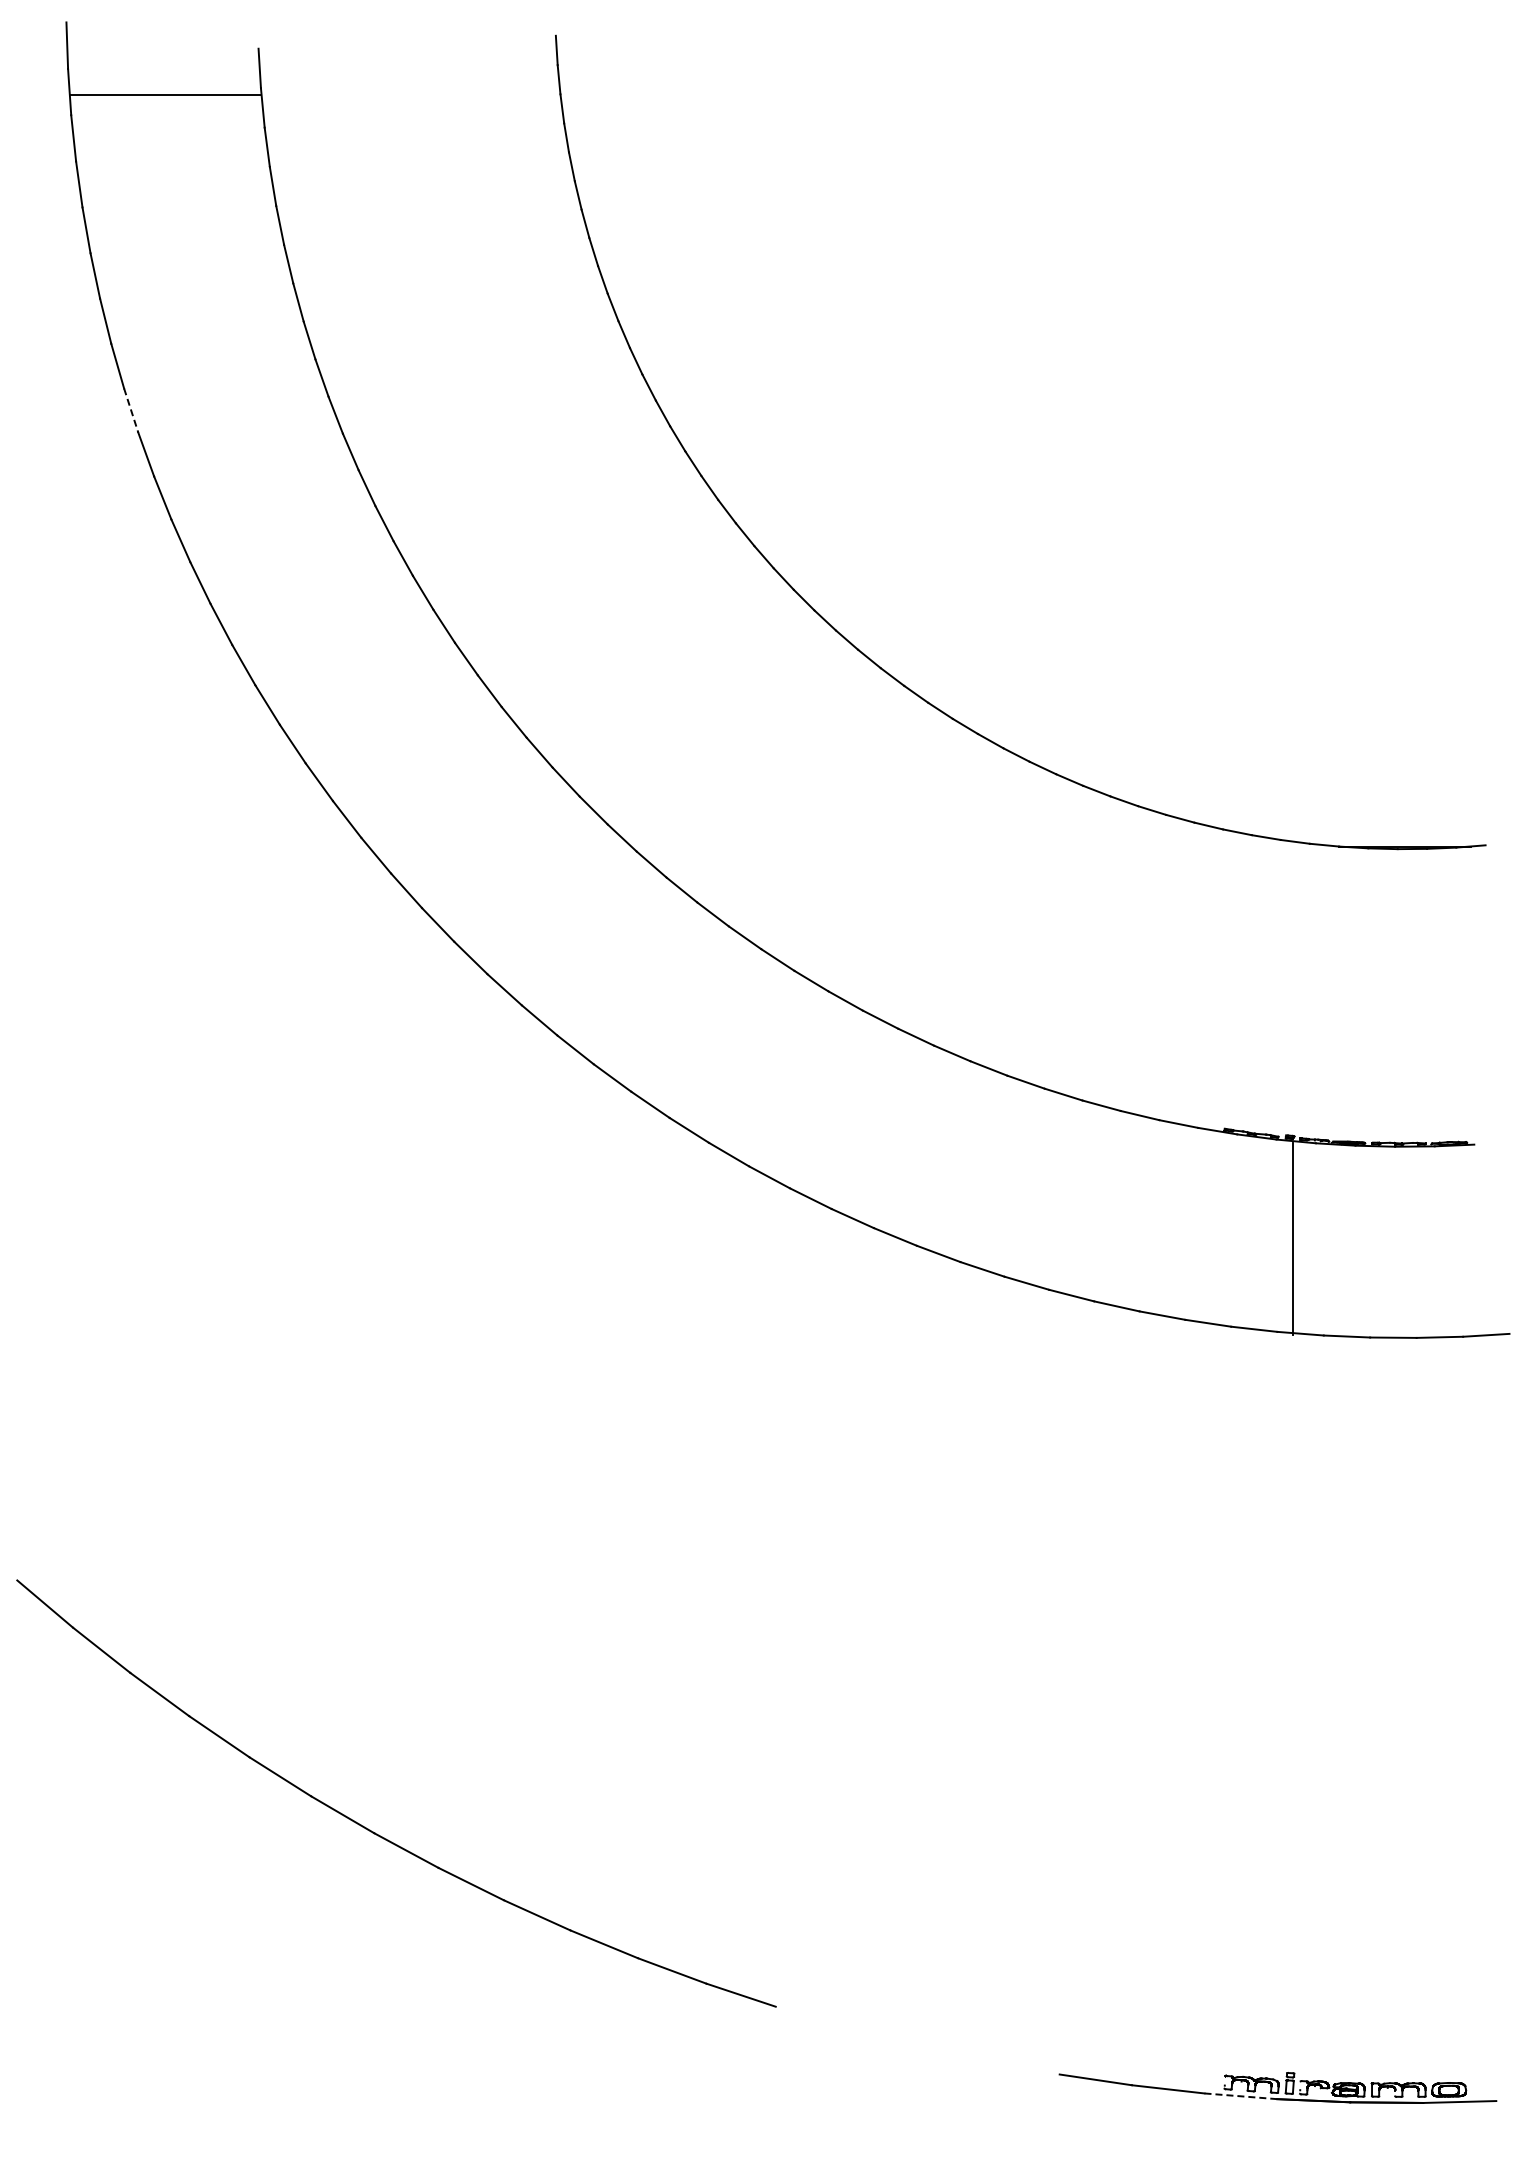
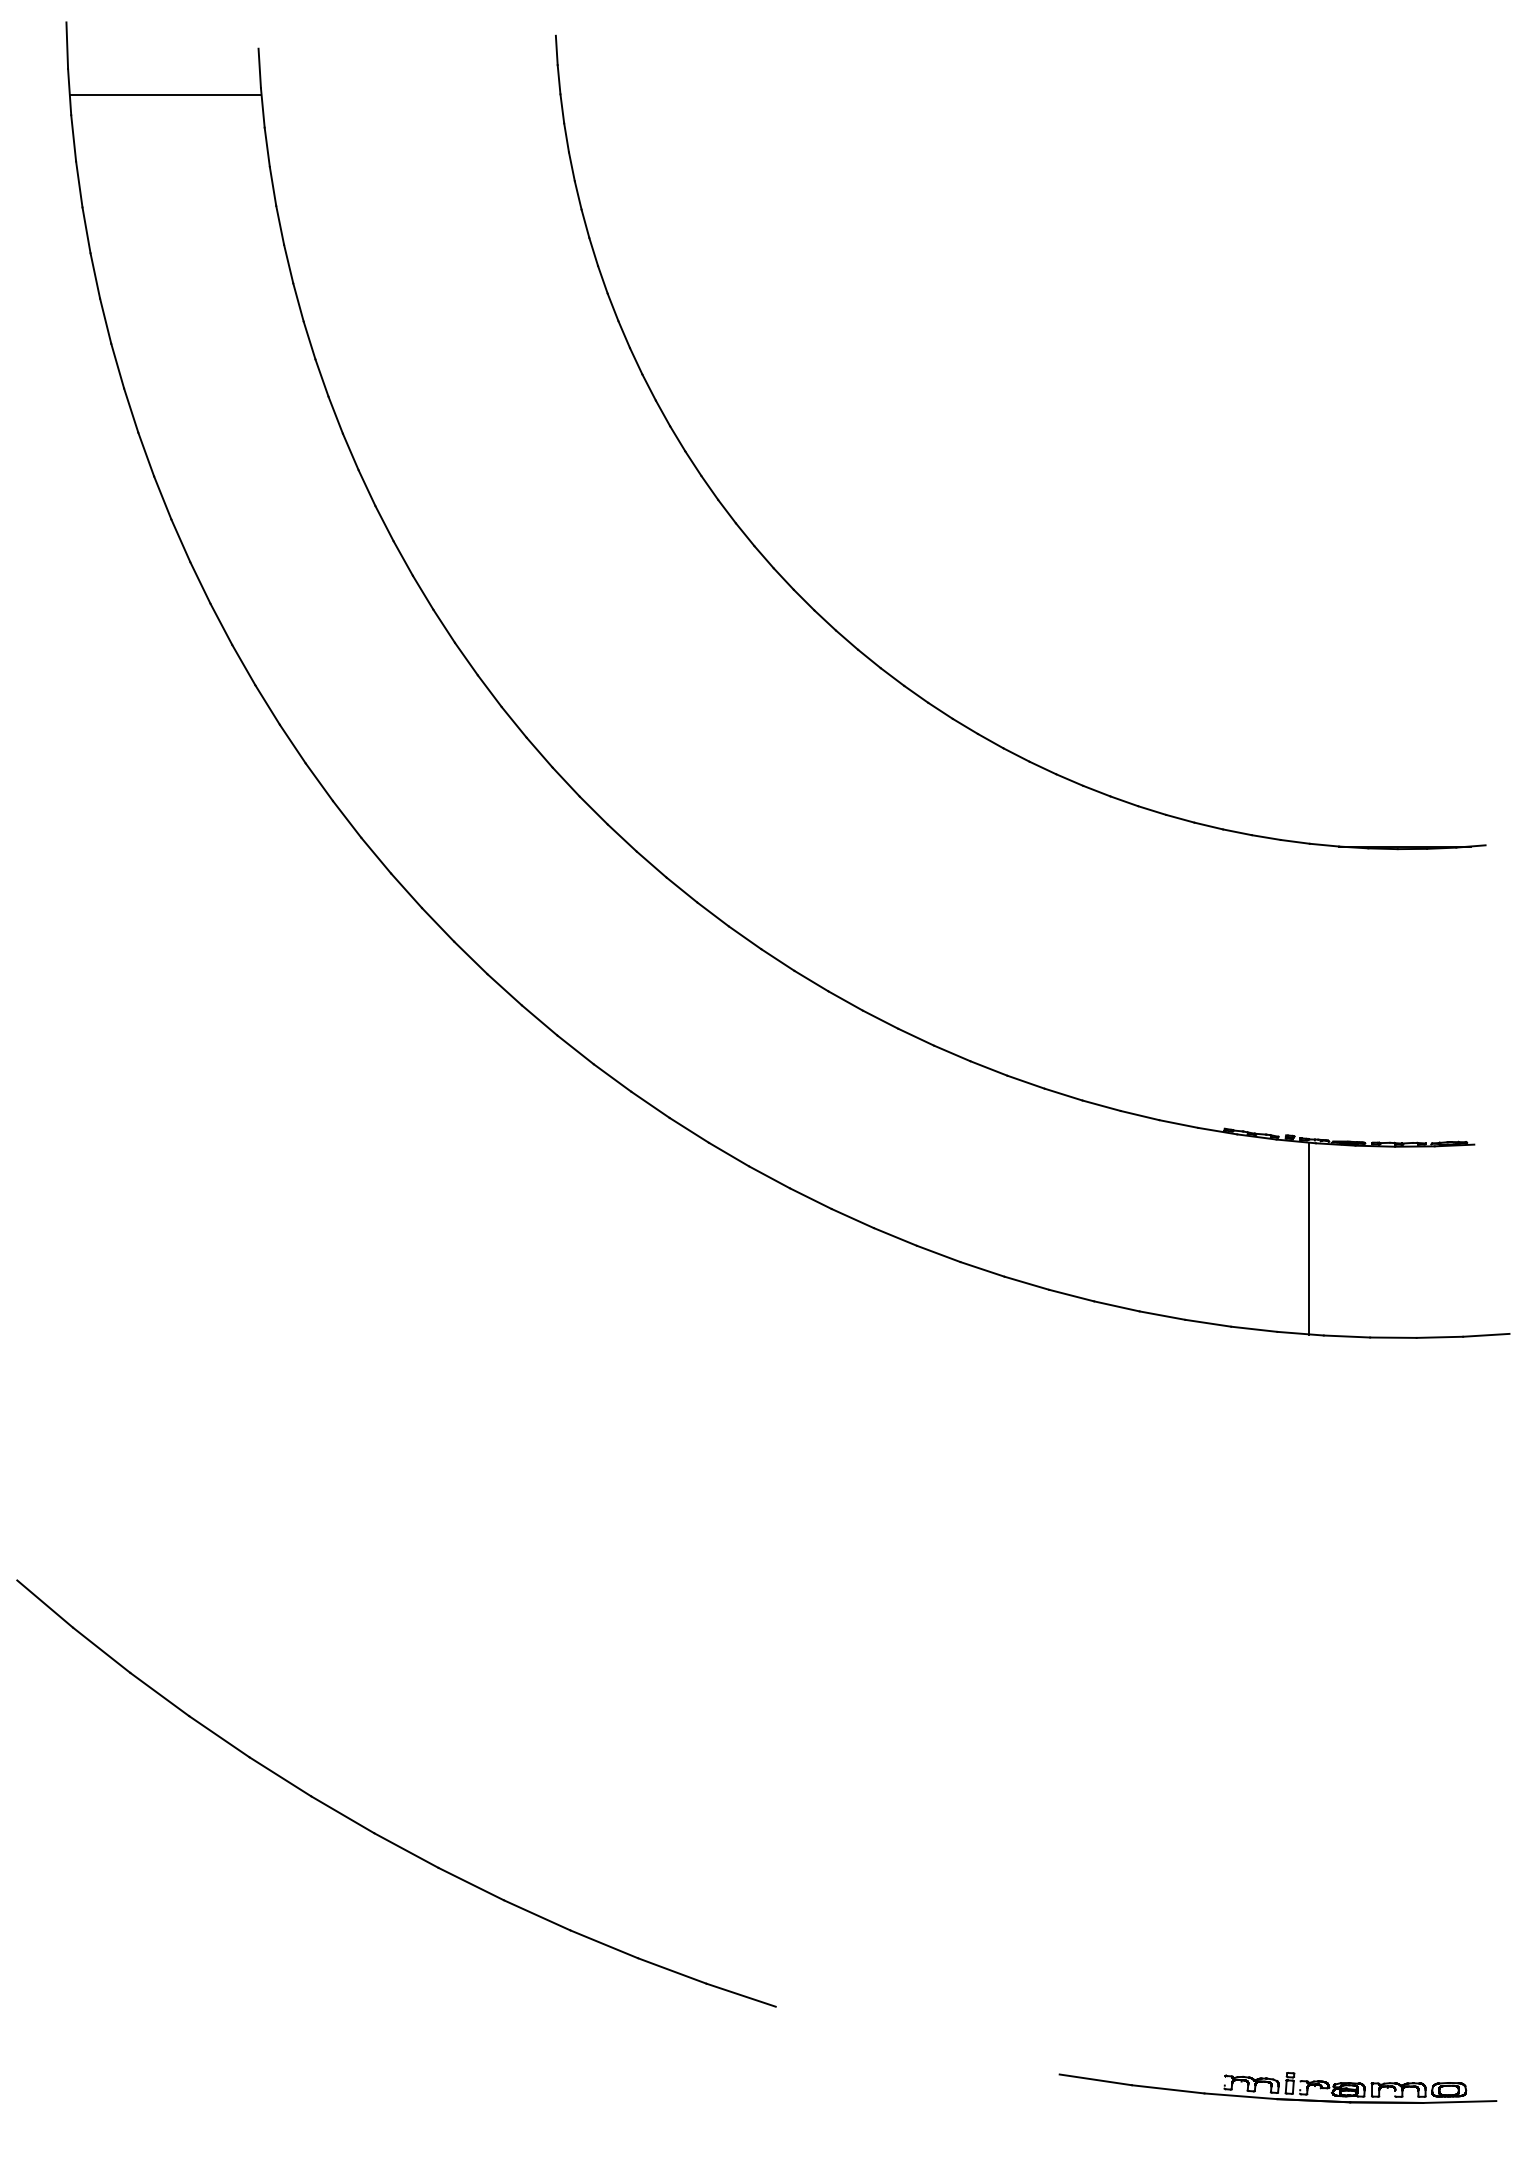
line: dashed -> solid (131, 411)
line position: (1293, 1238) -> (1309, 1238) (1309, 1238)
line: dashed -> solid (1240, 2096)
